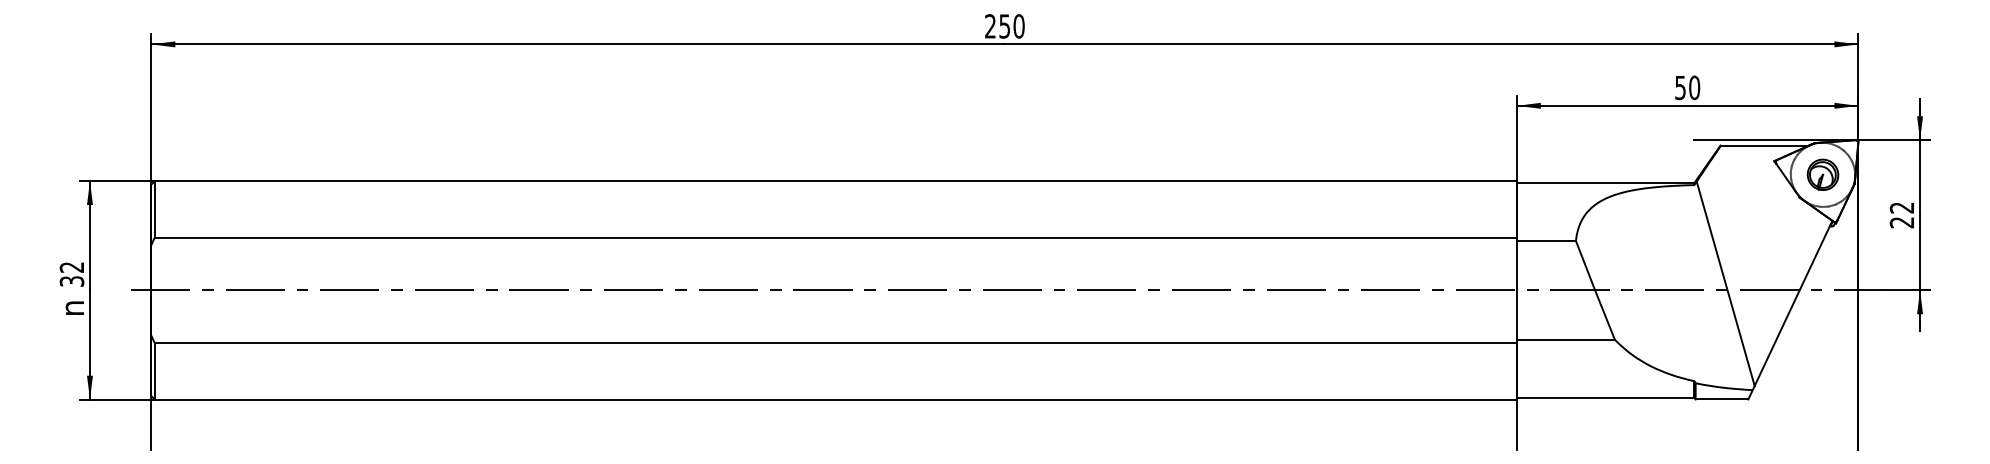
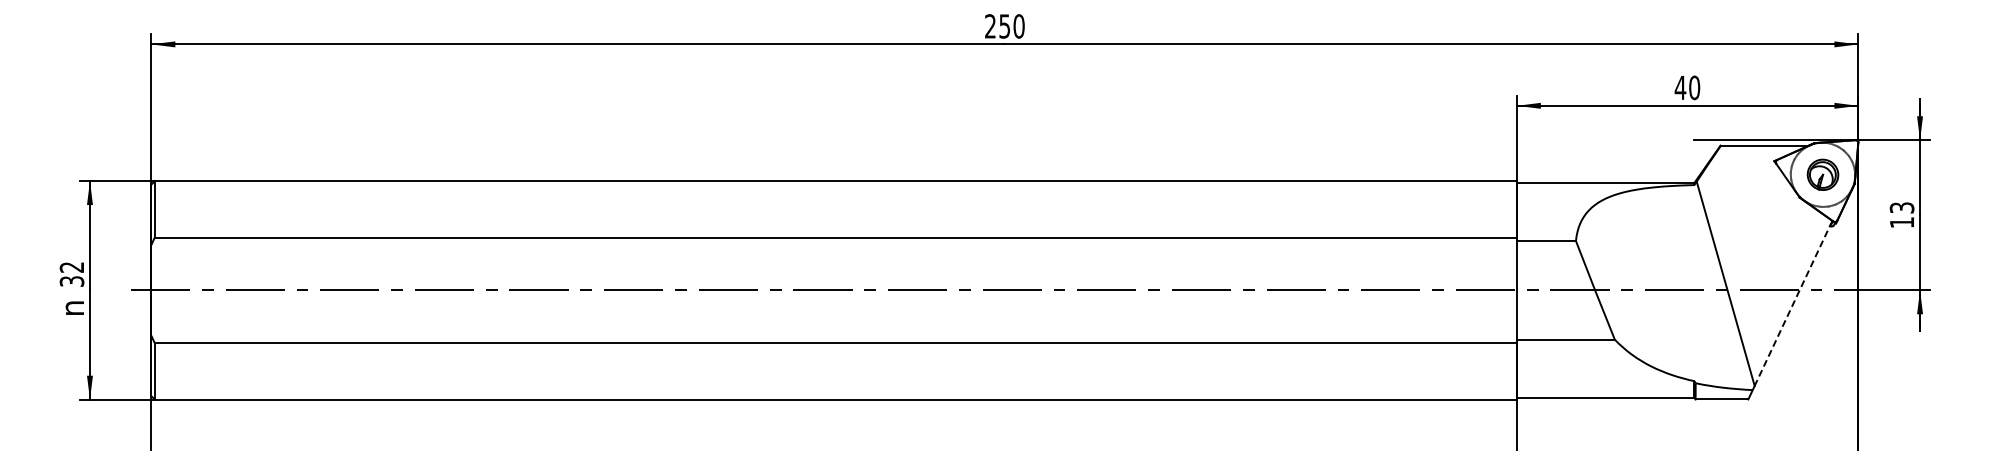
text: 50 -> 40 (1680, 88)
text: 22 -> 13 (1901, 215)
line: solid -> dashed (1793, 303)
